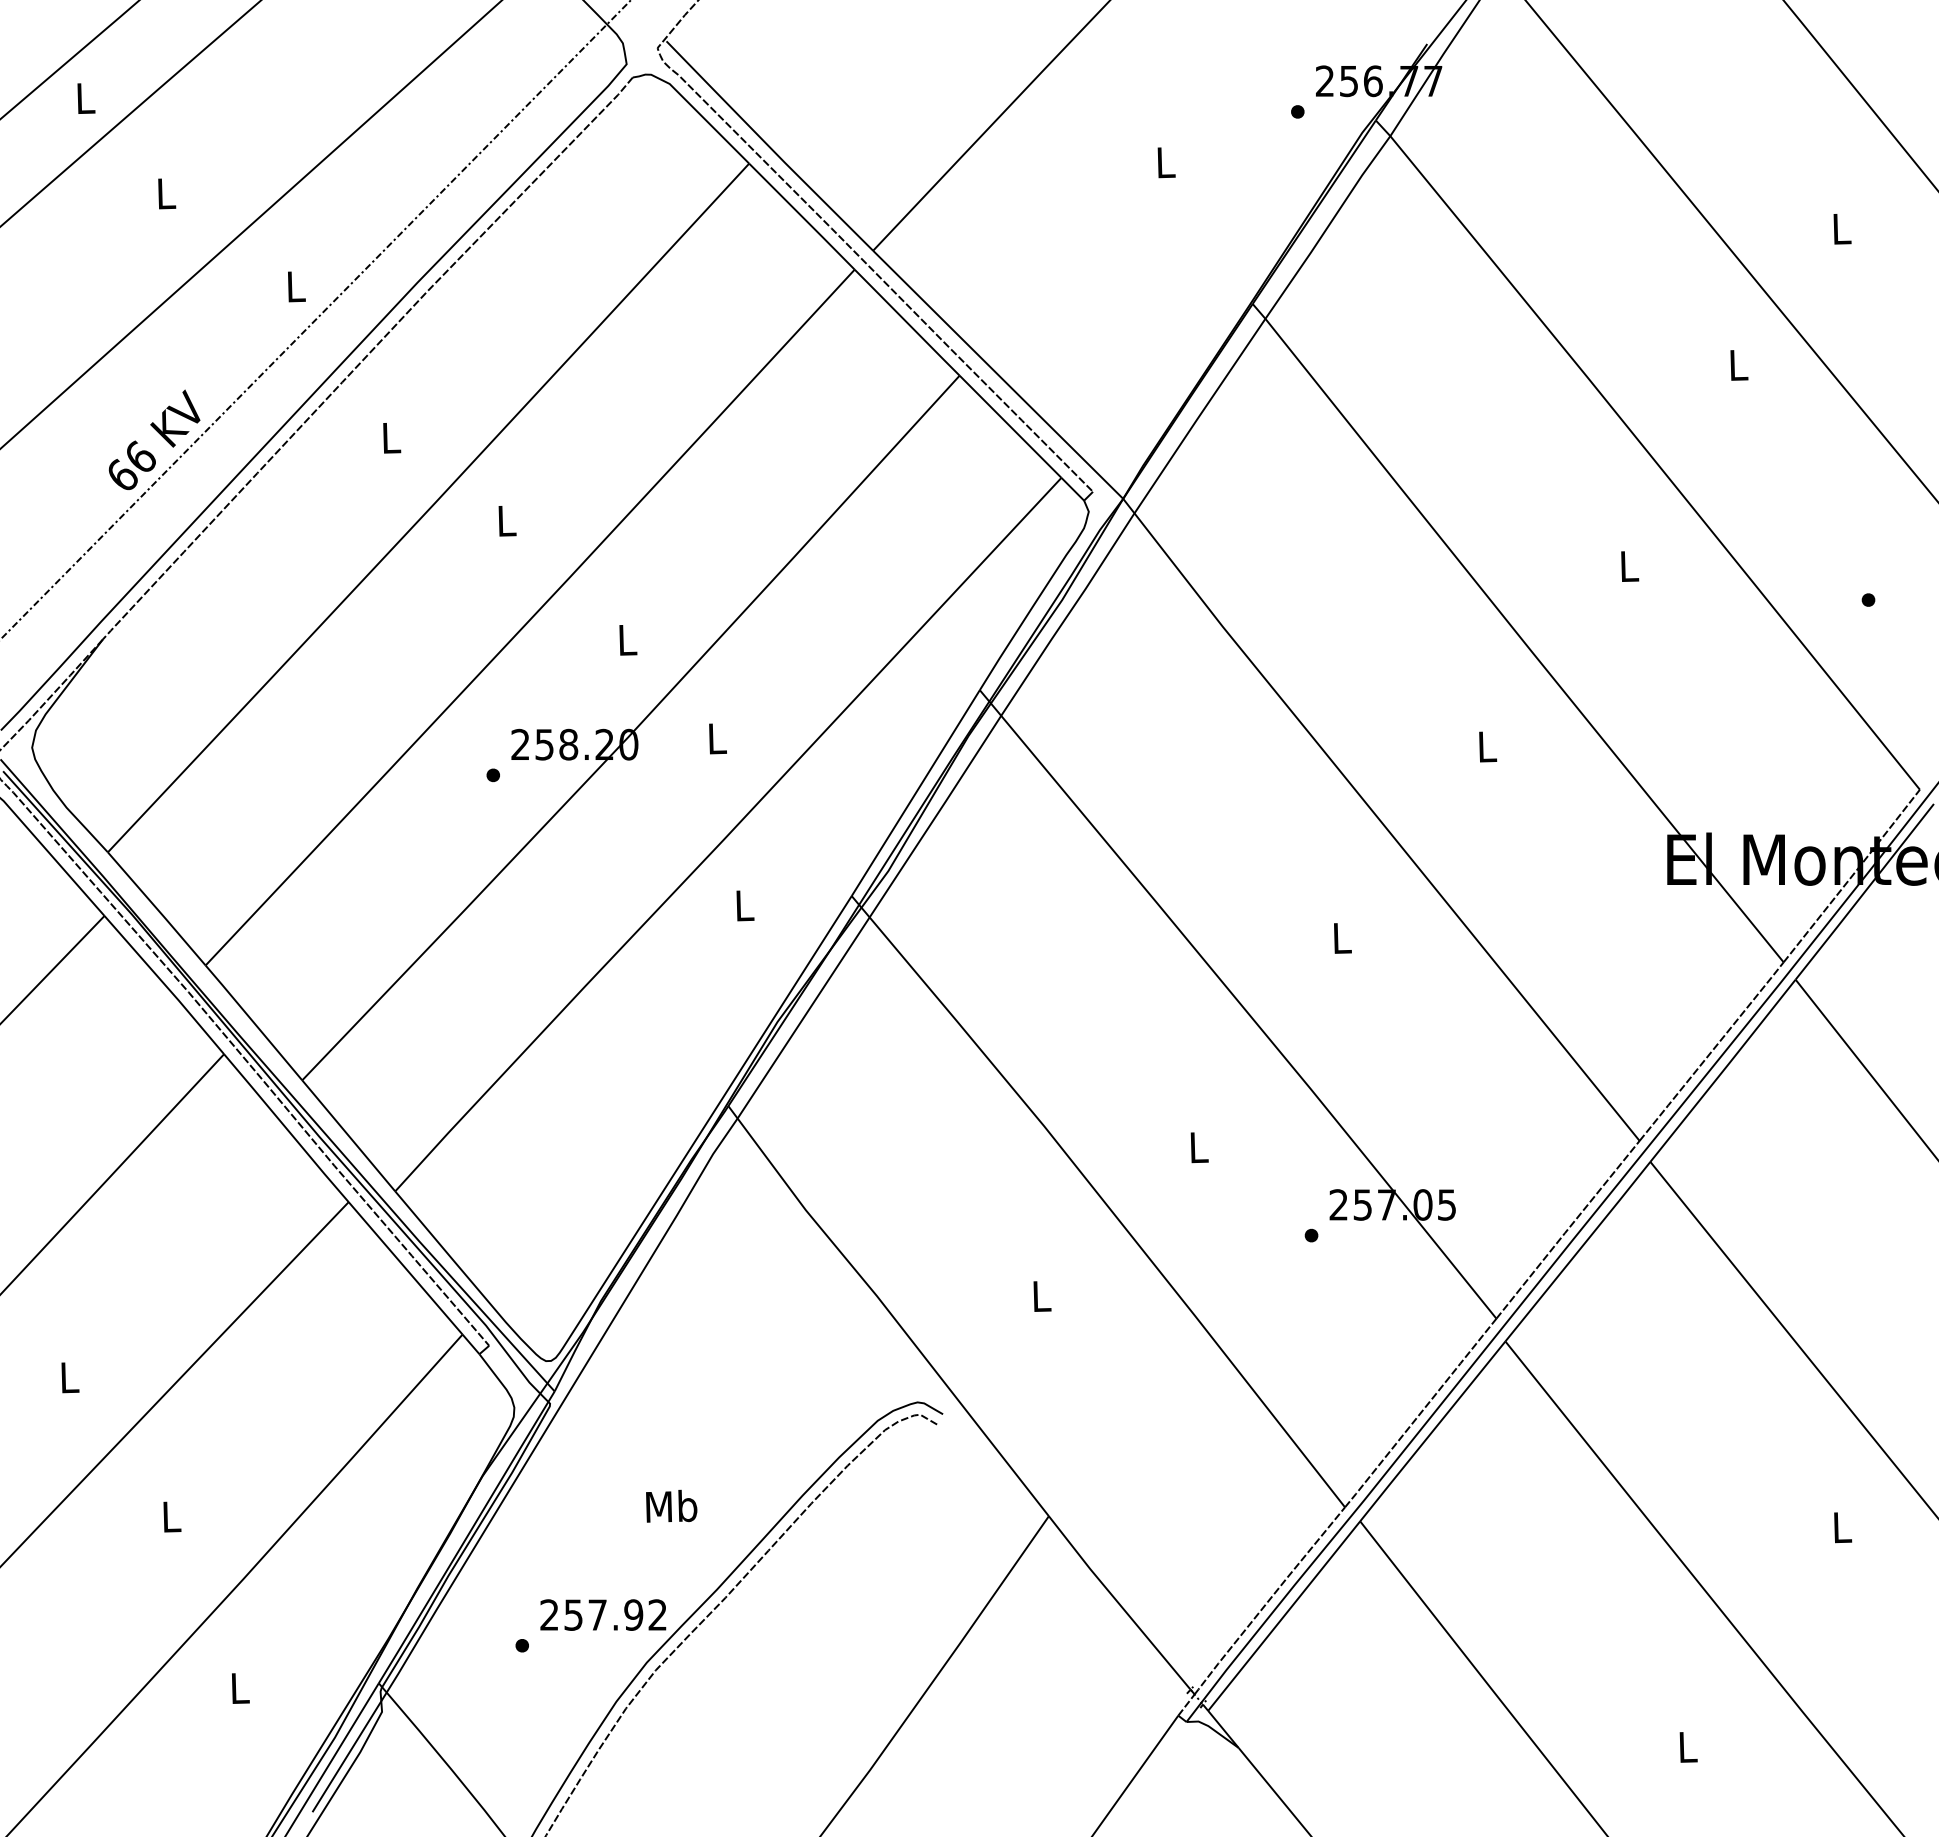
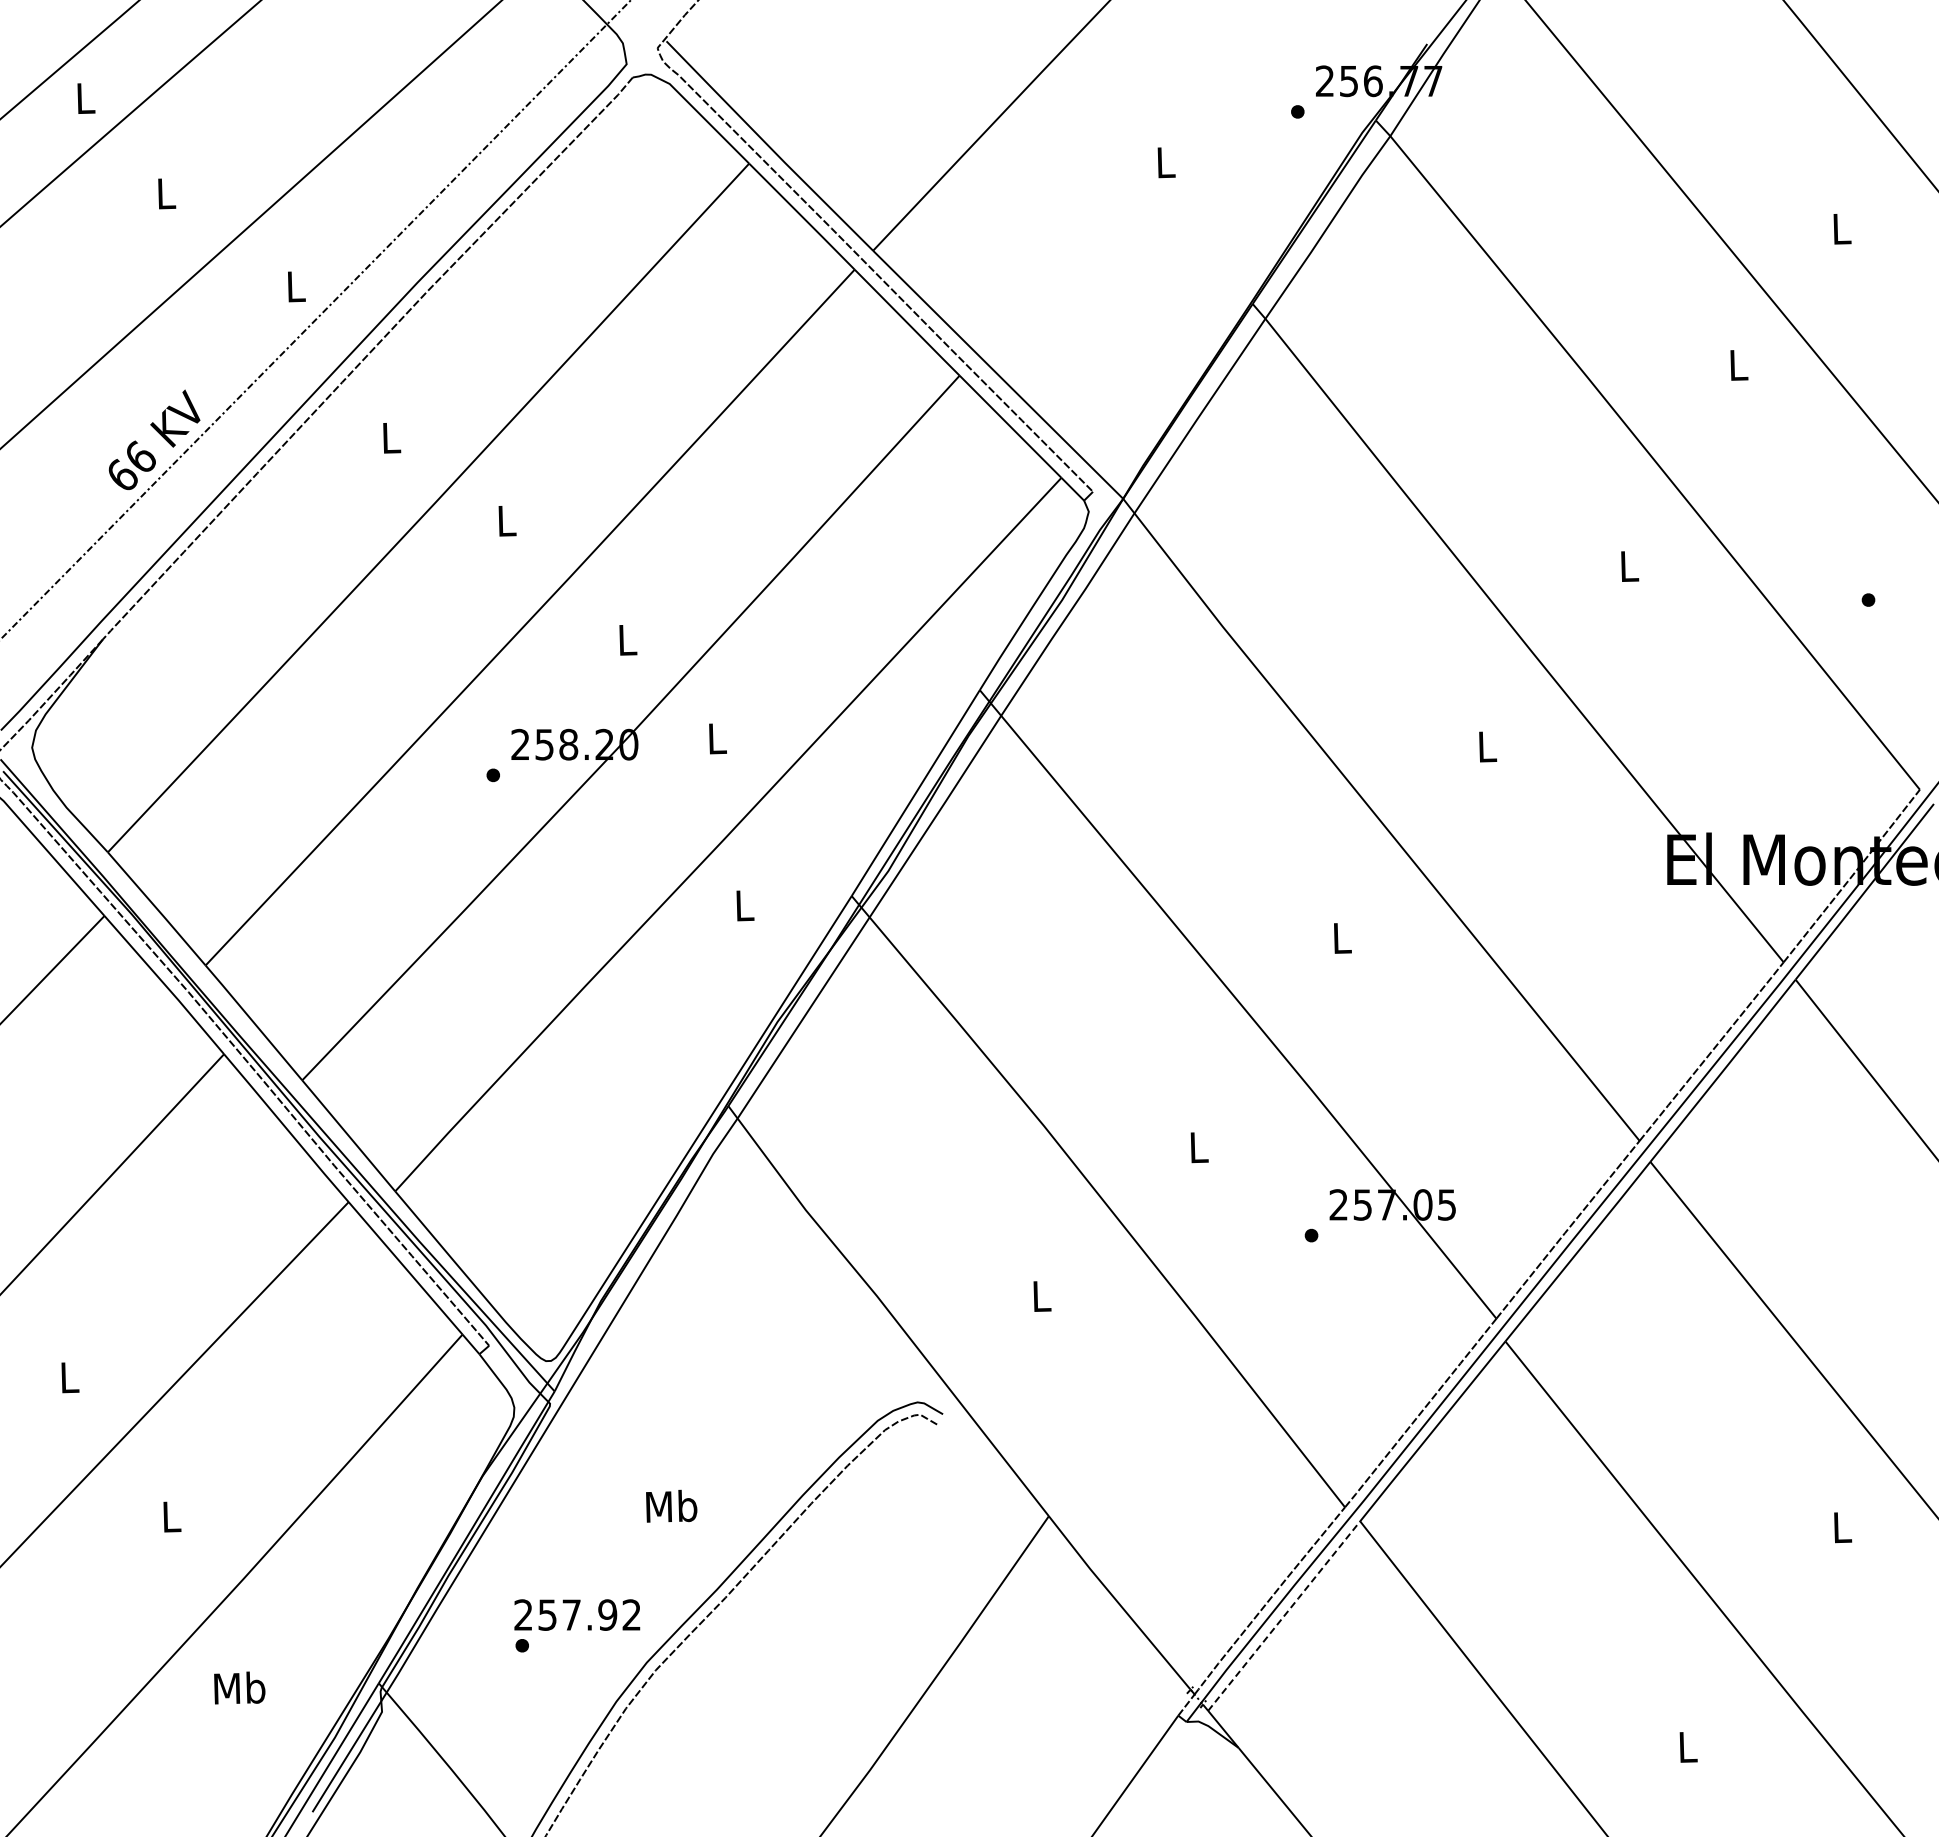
text position: (603, 1614) -> (577, 1614) (577, 1614)
line: solid -> dashed (1284, 1615)
text: L -> Mb (239, 1687)
